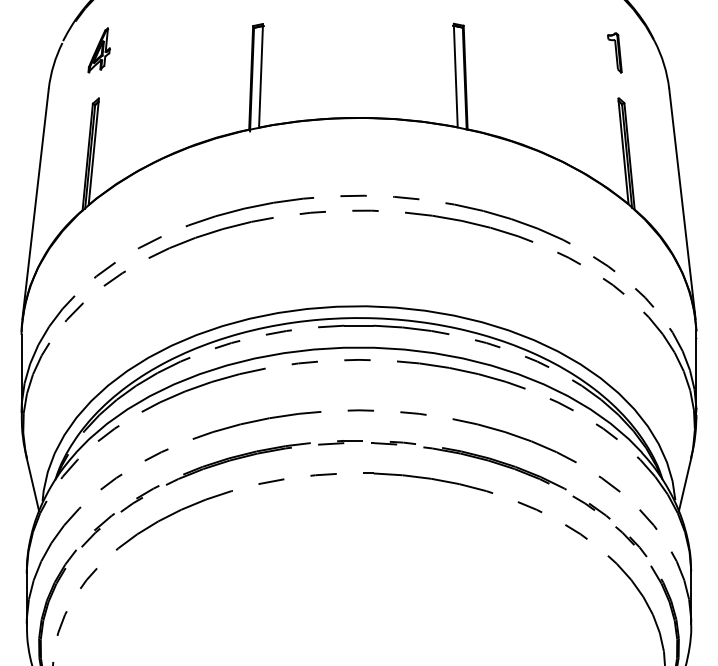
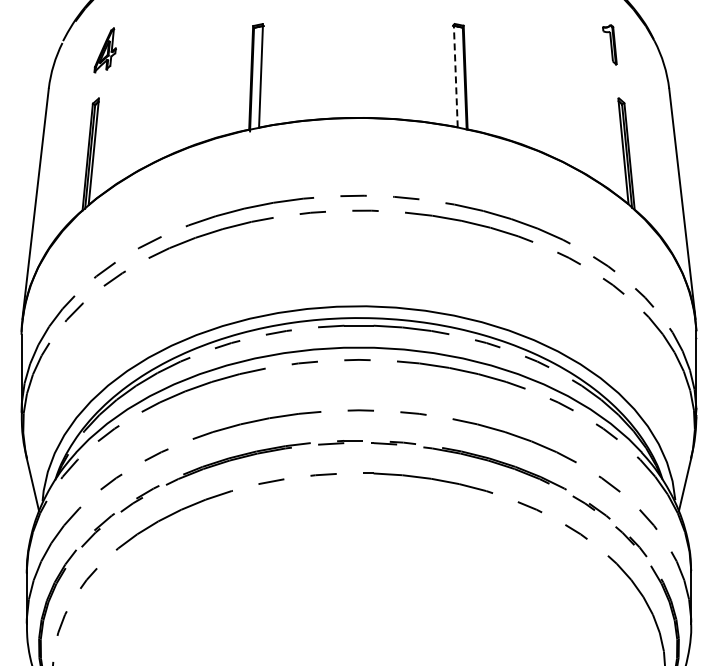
part position: (98, 50) -> (104, 50) (104, 50)
part position: (614, 52) -> (609, 44) (609, 44)
line: solid -> dashed (455, 75)
